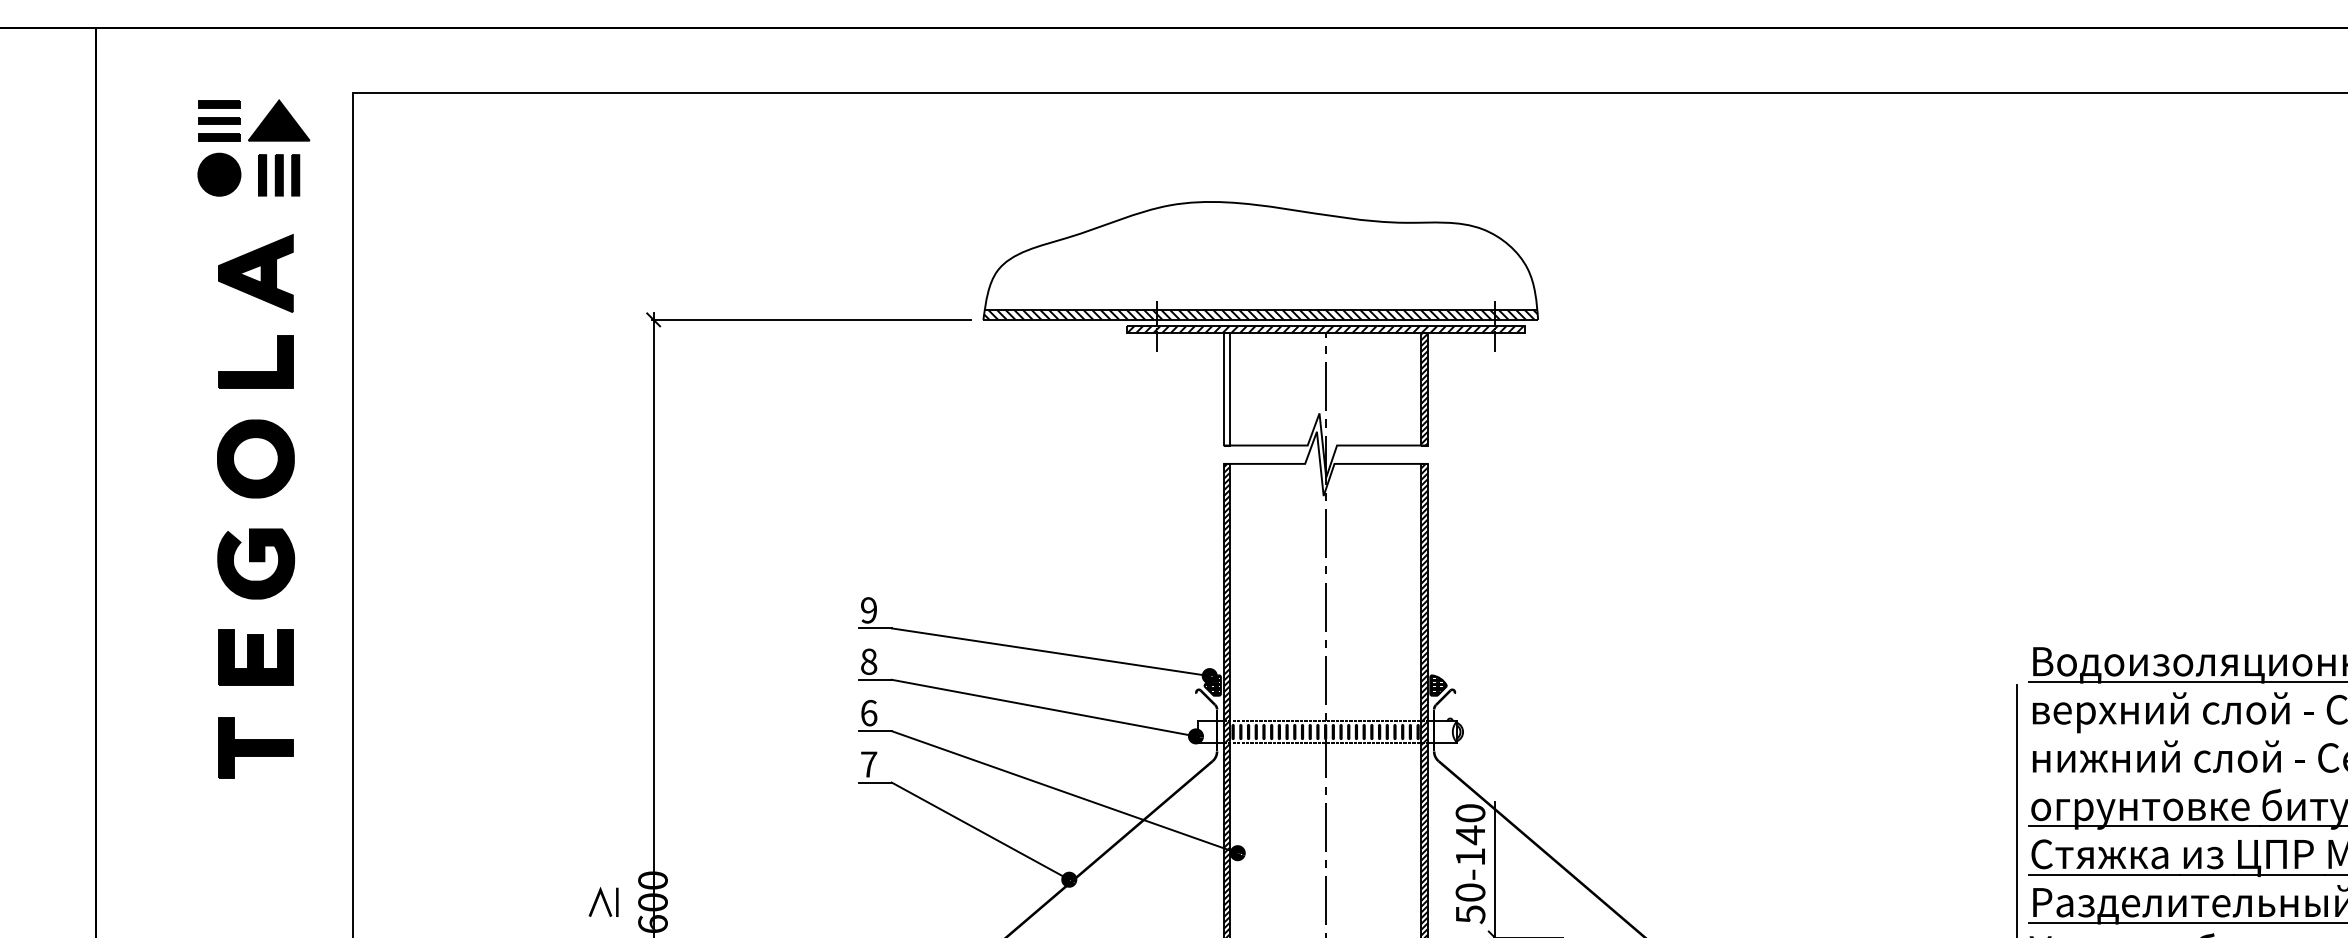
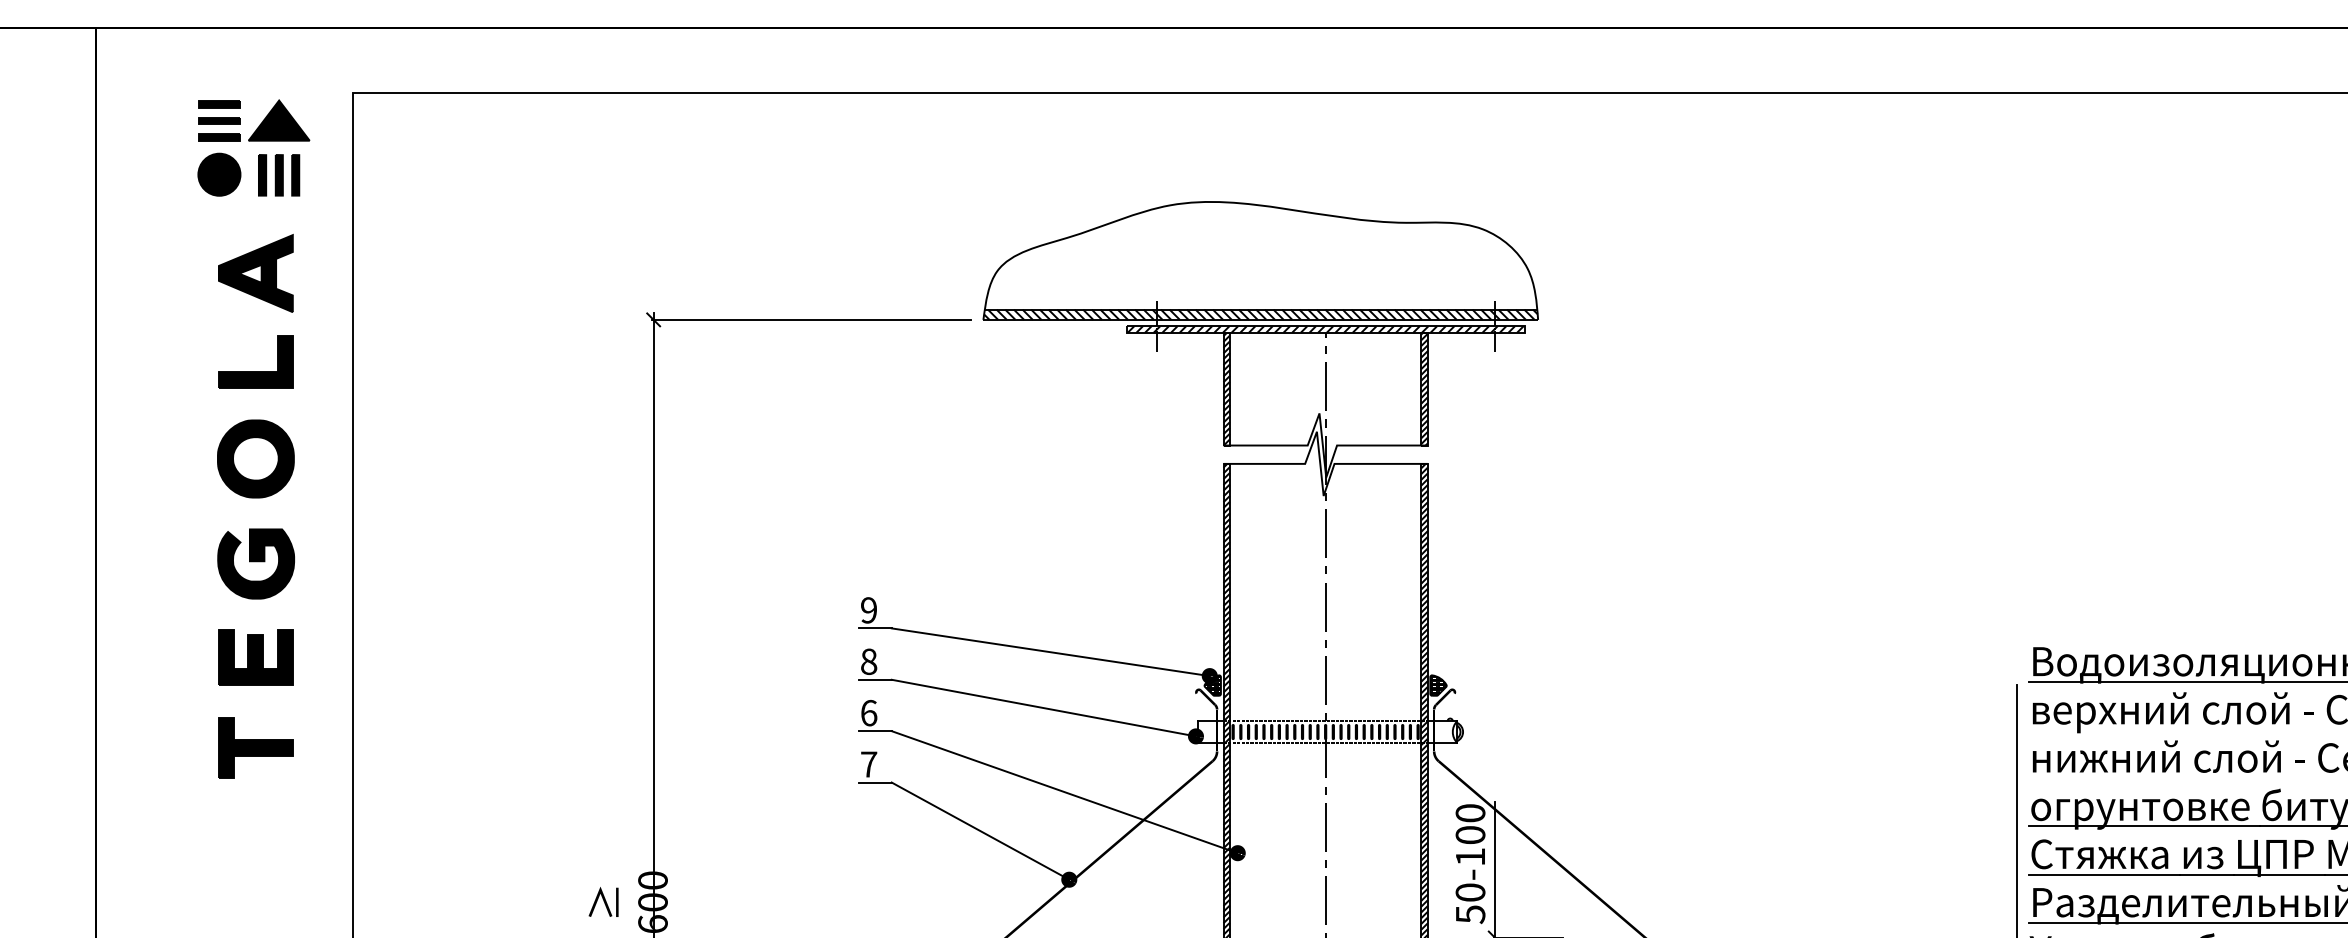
hatch: none -> present (1226, 388)
text: 50-140 -> 50-100 (1470, 835)
